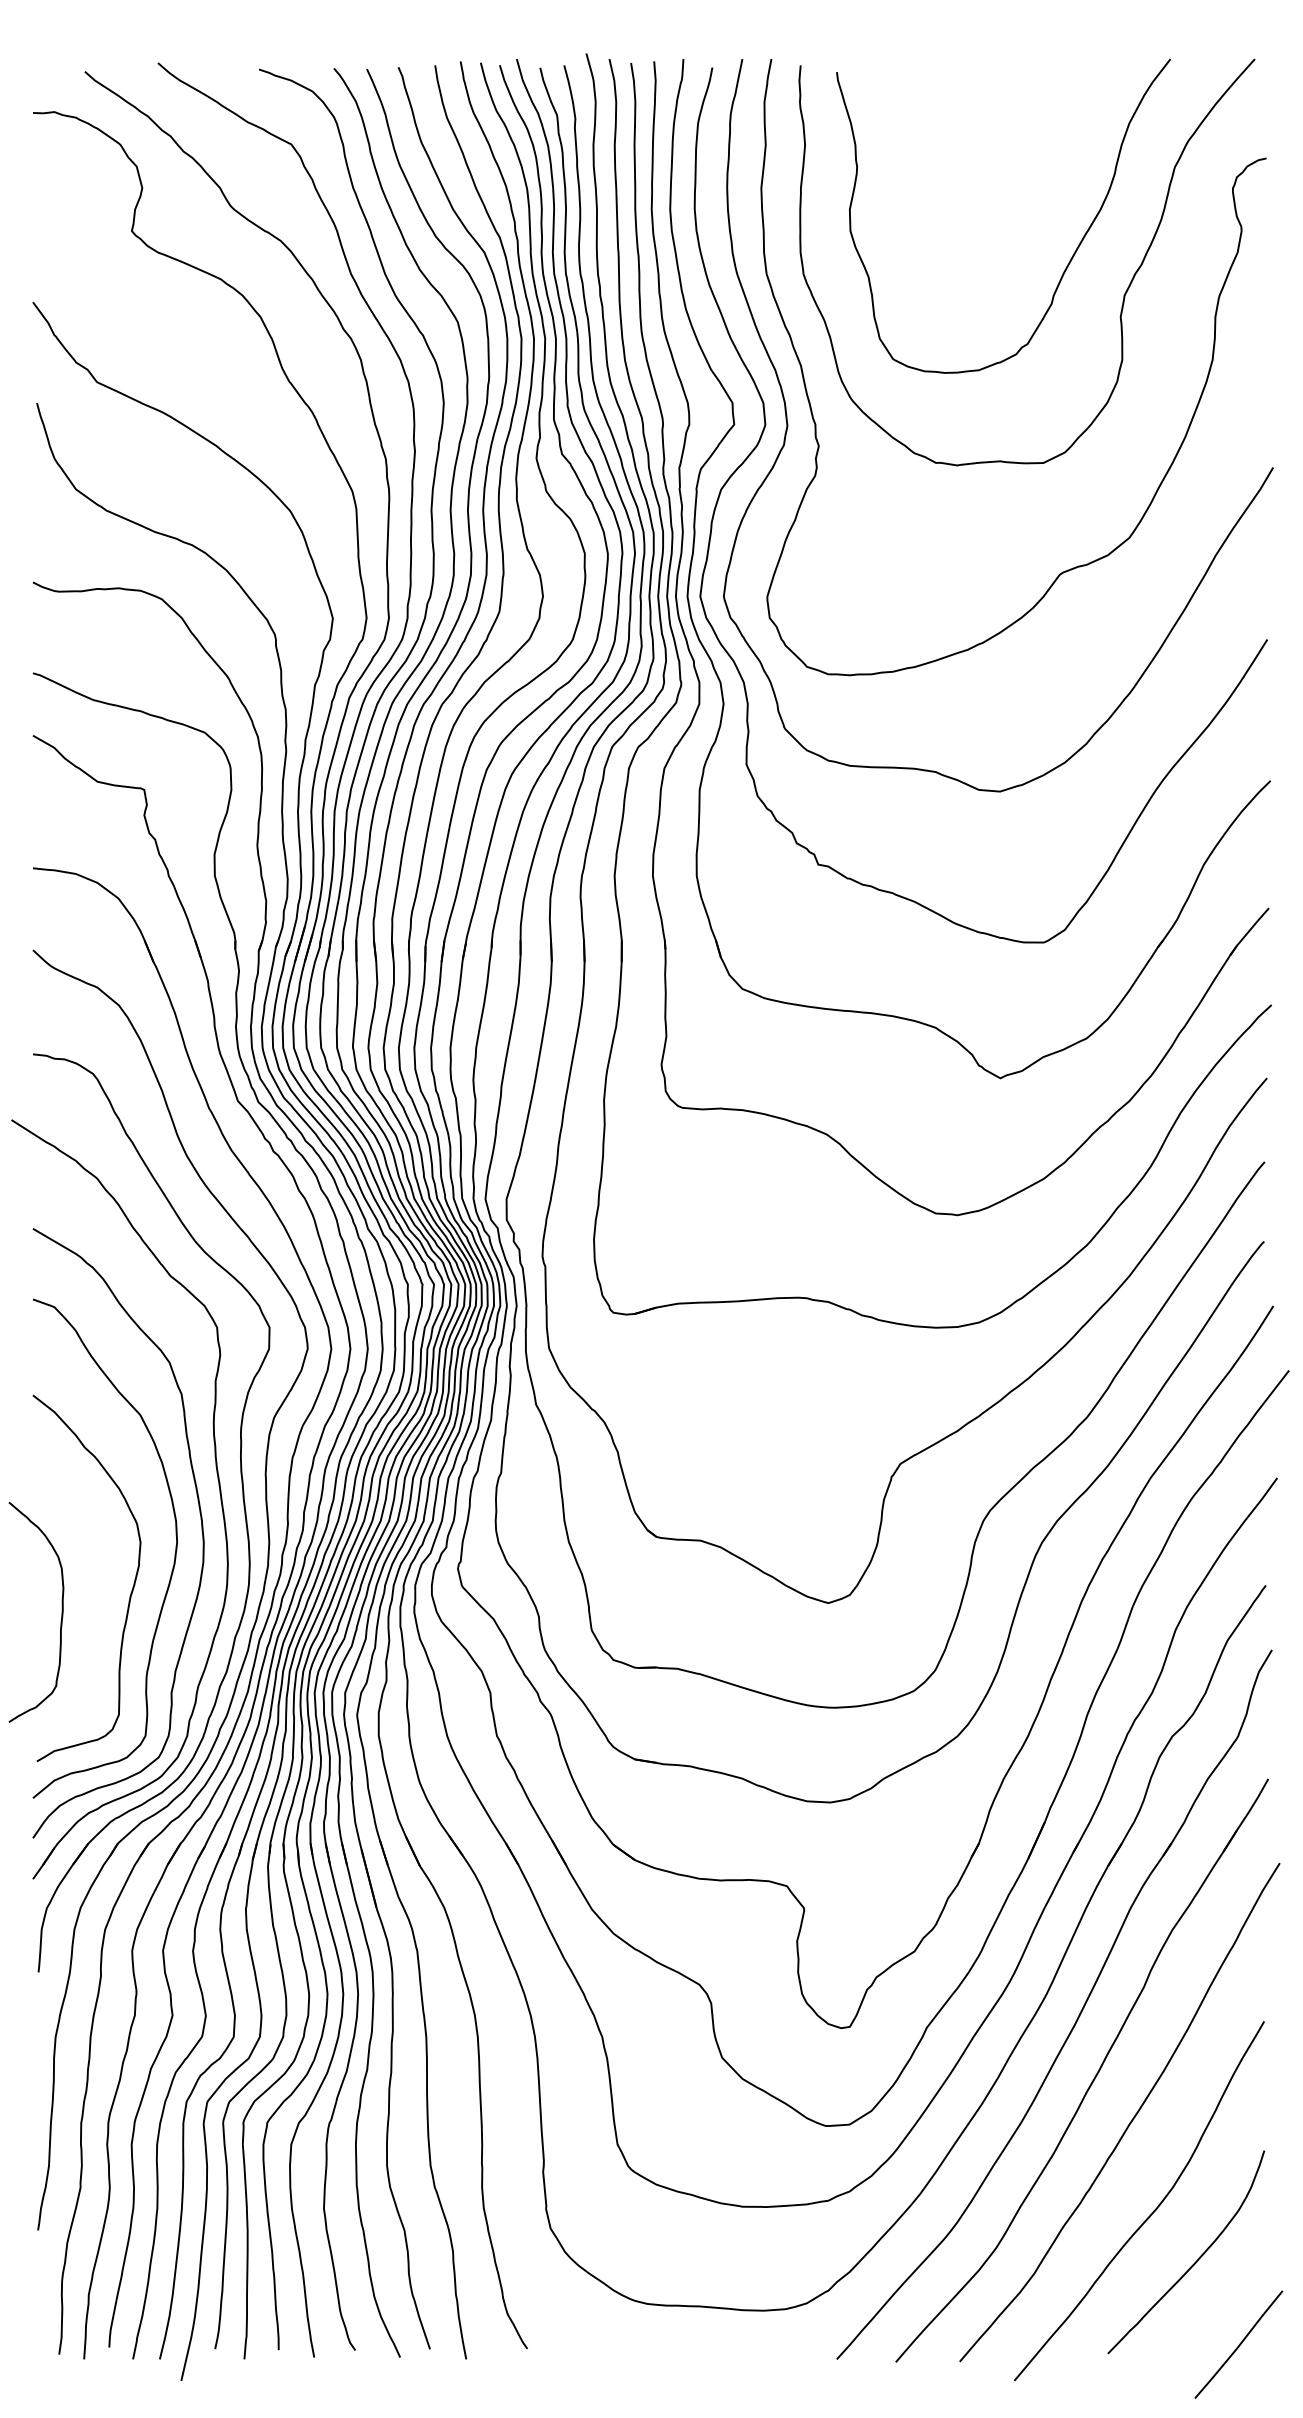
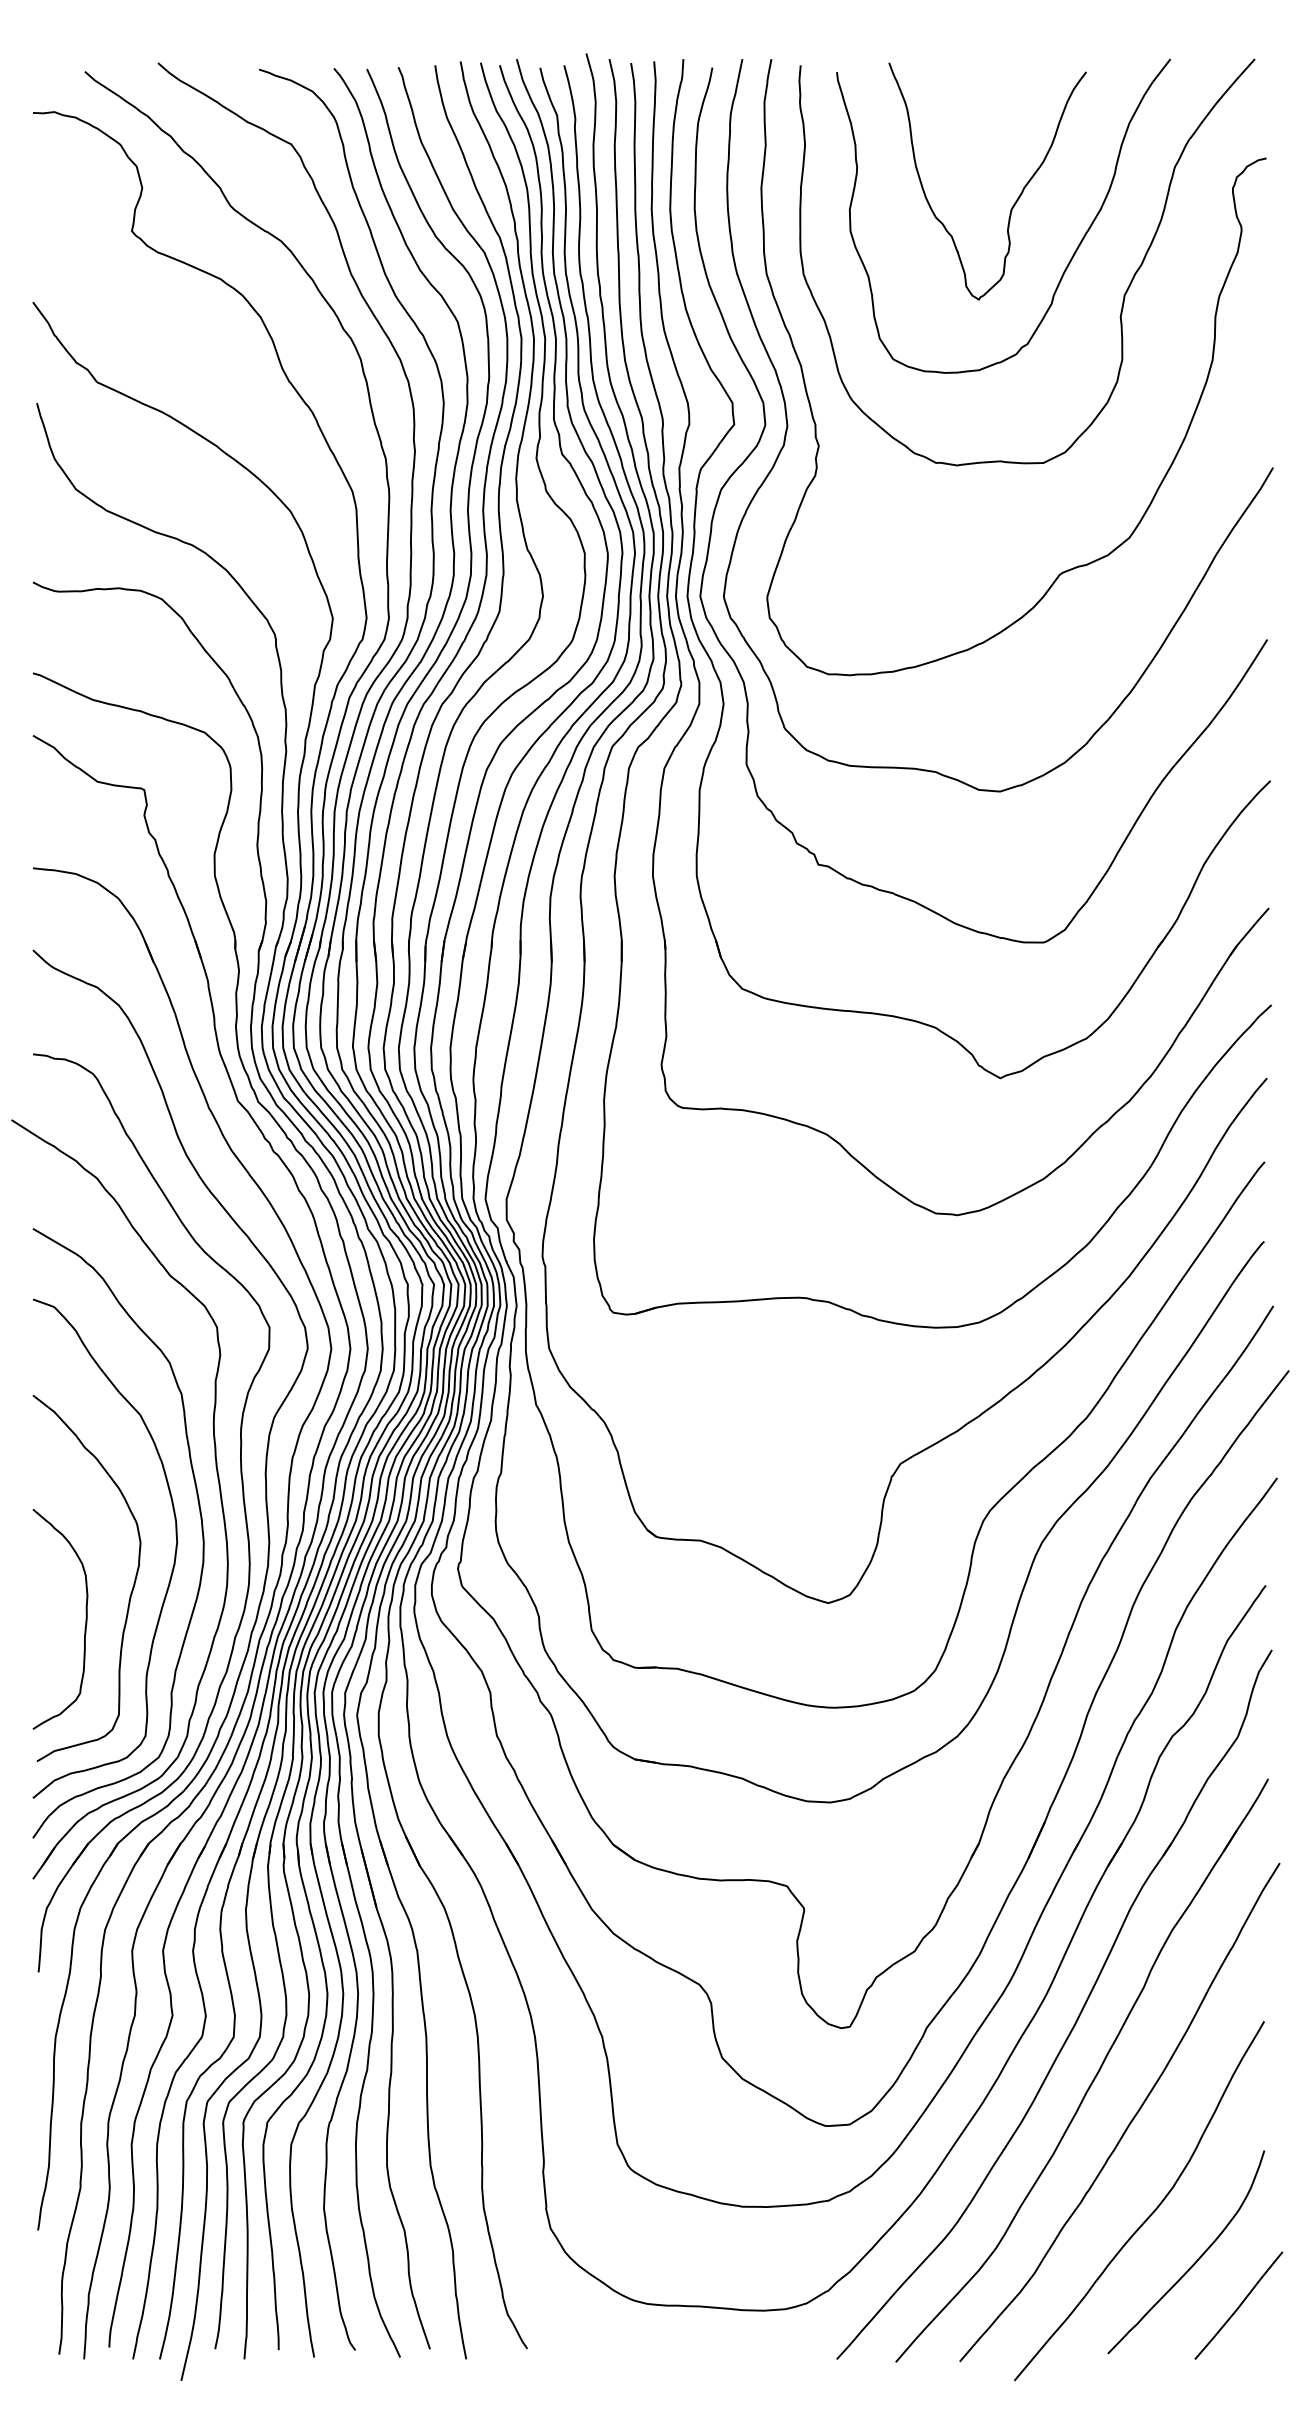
curve: none -> present (1016, 199)
curve position: (61, 1611) -> (85, 1618) (85, 1618)
line position: (1239, 2344) -> (1239, 2305) (1239, 2305)
